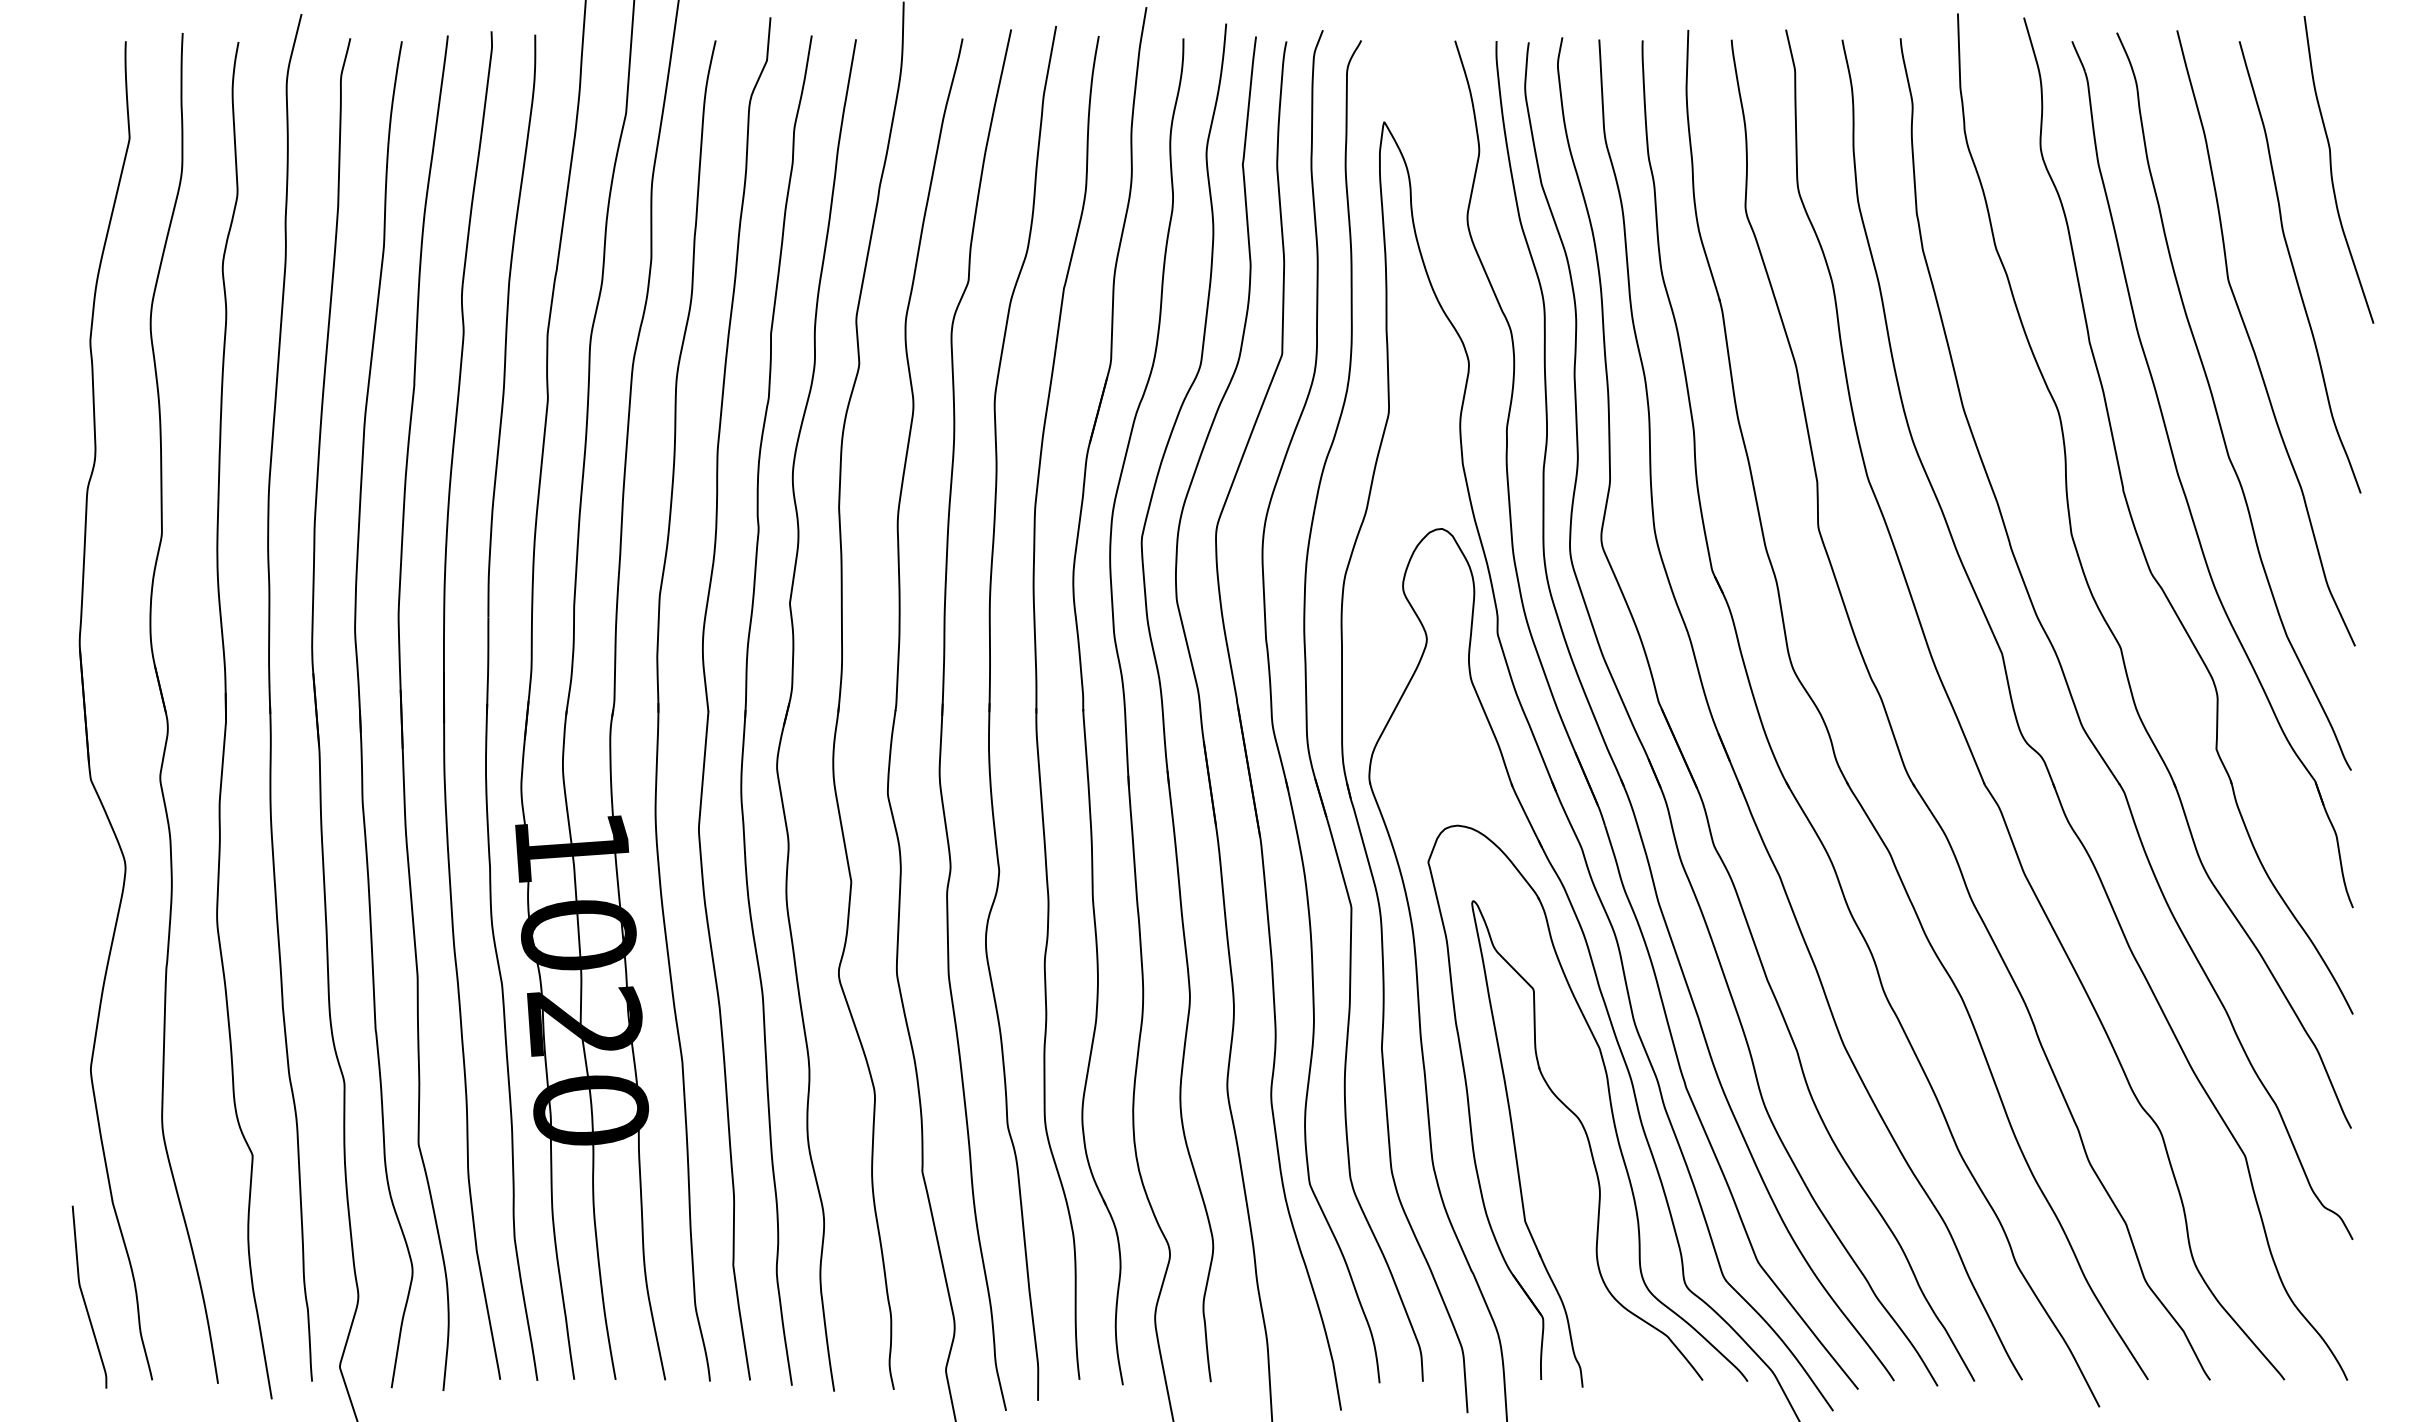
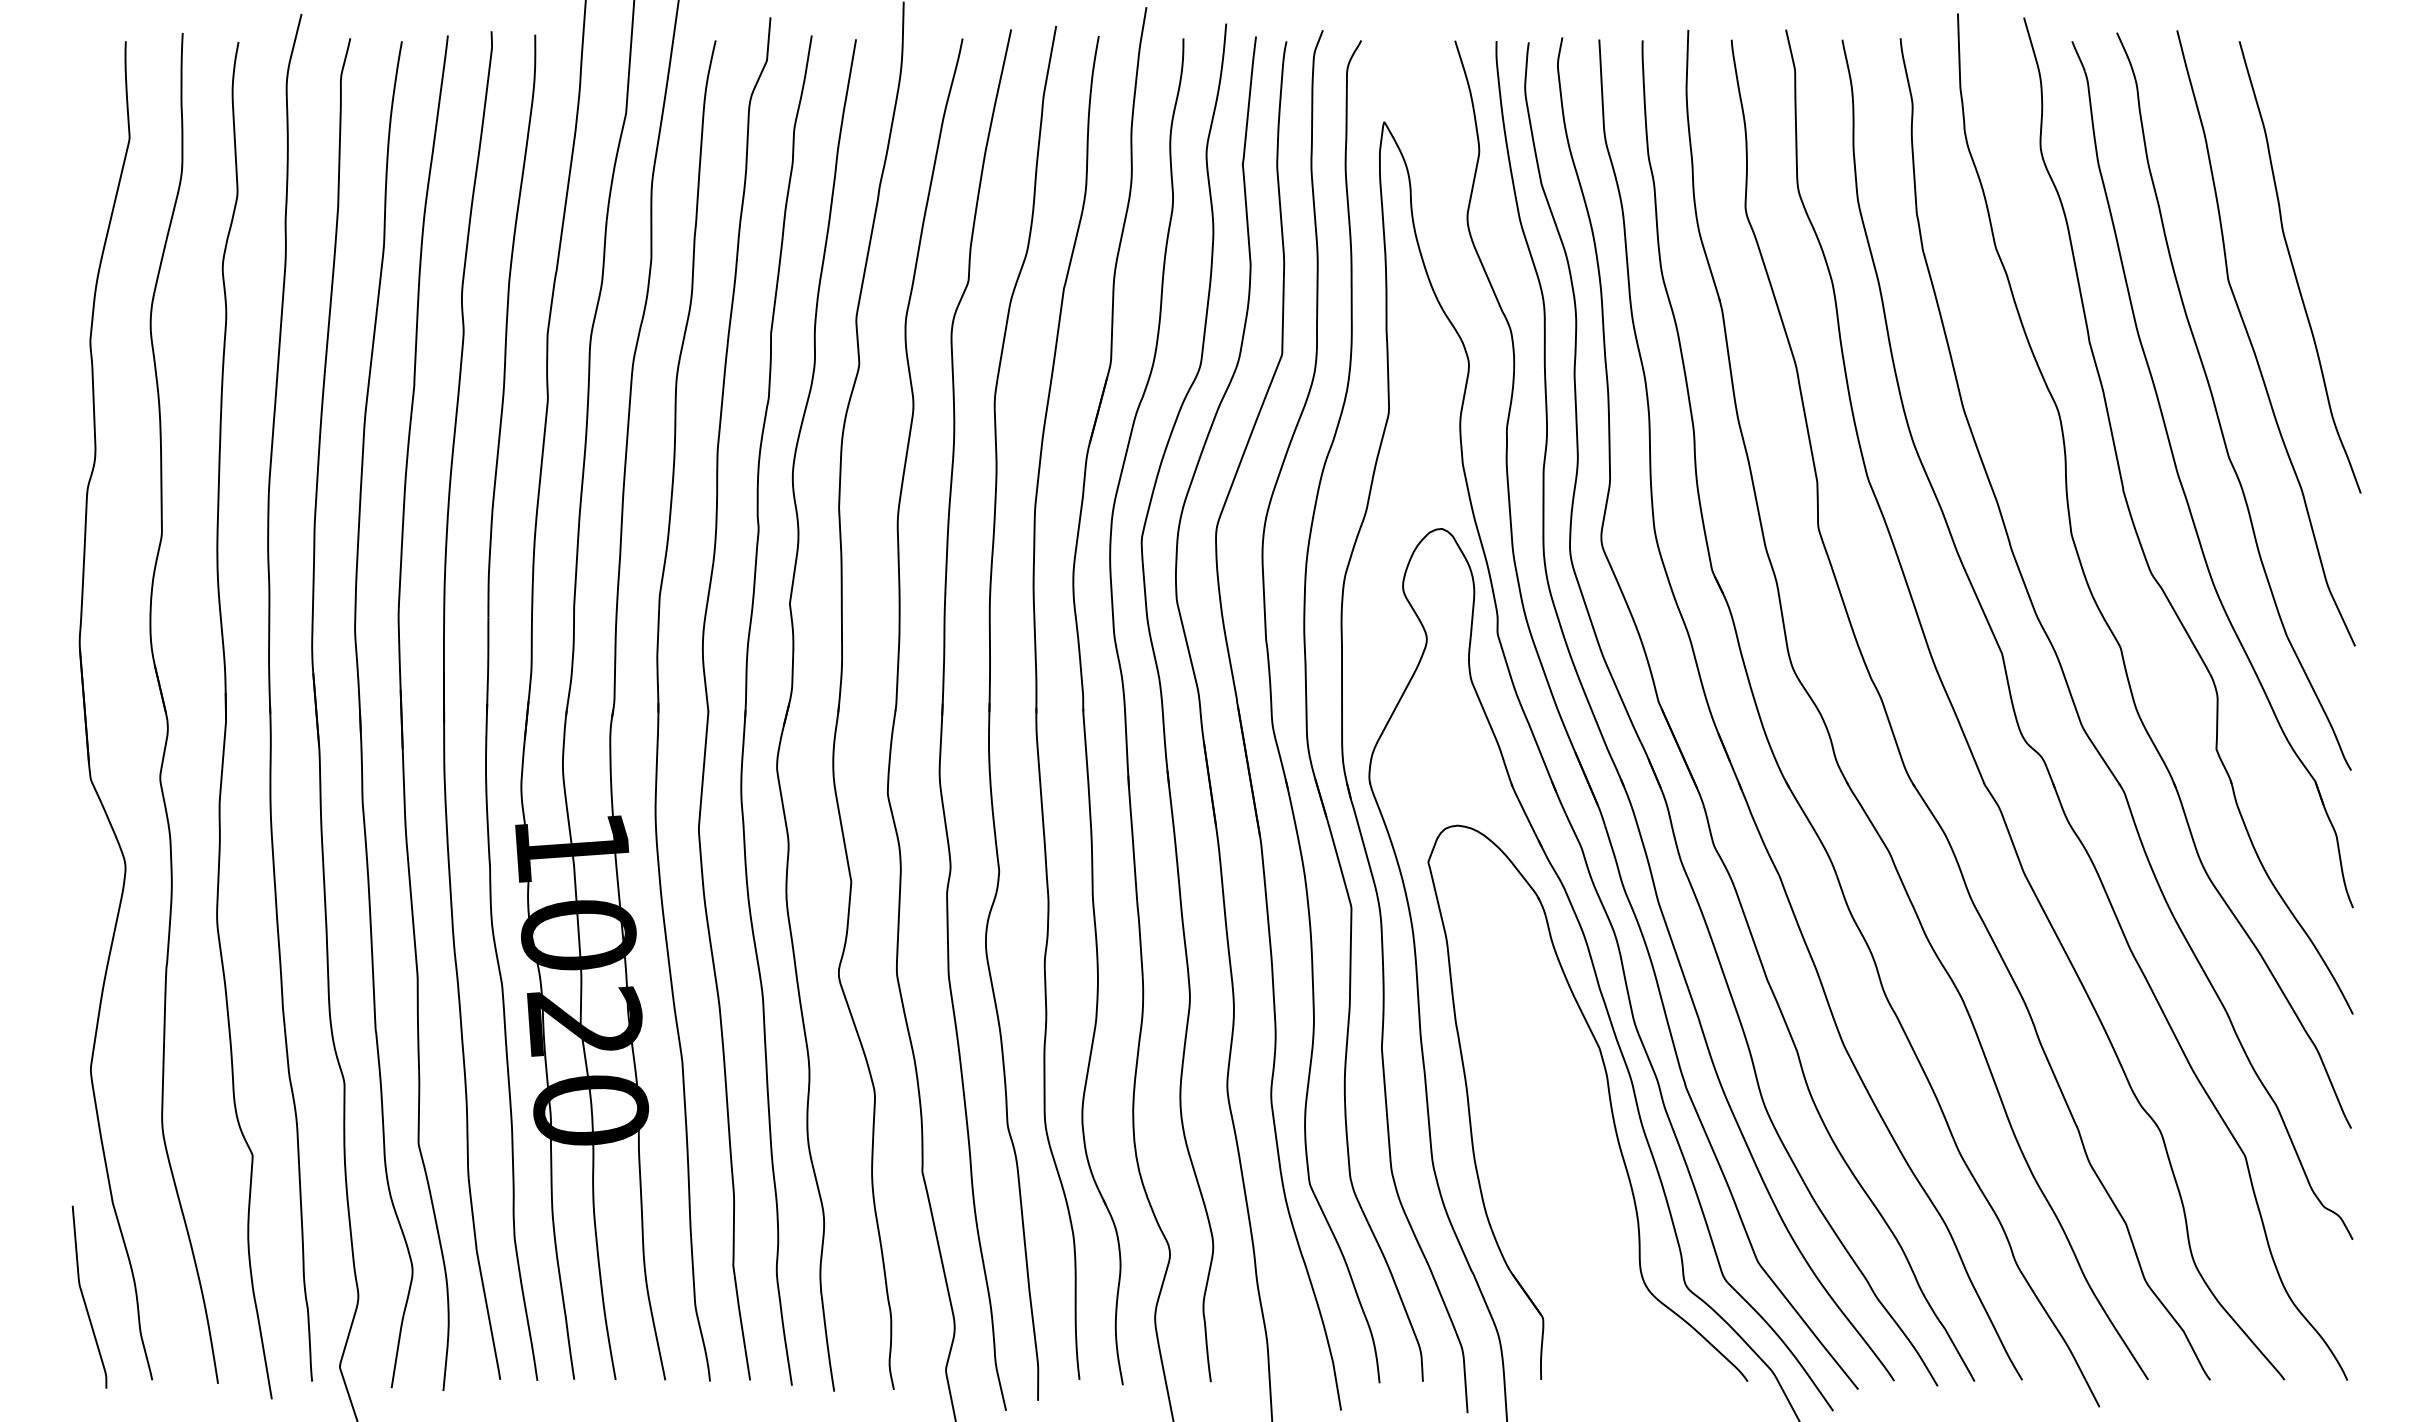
curve: present -> none (2332, 171)
part: present -> none (1587, 1143)
